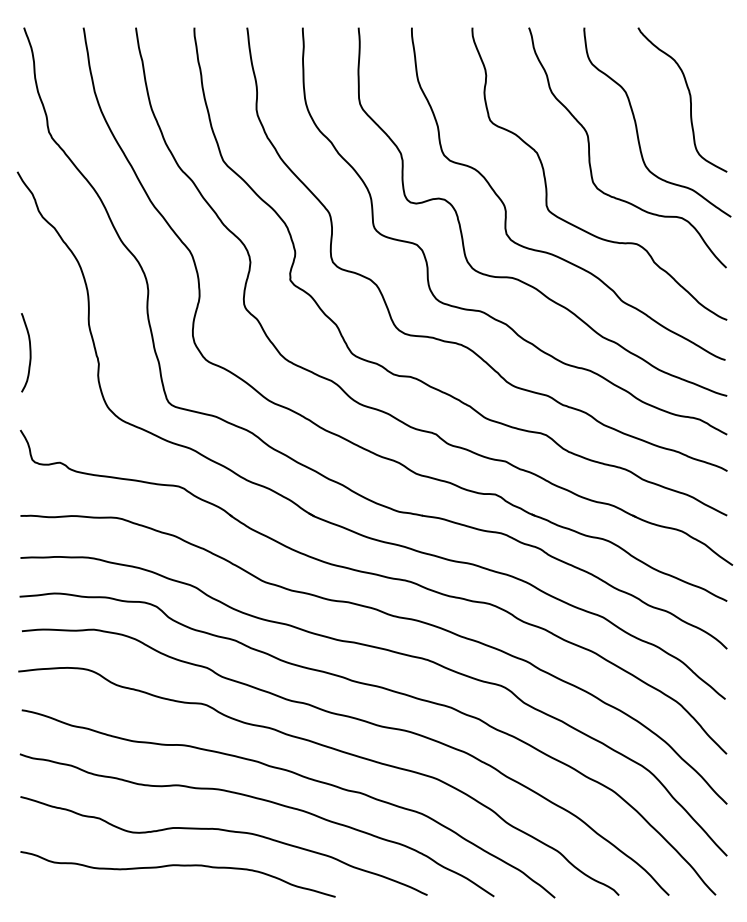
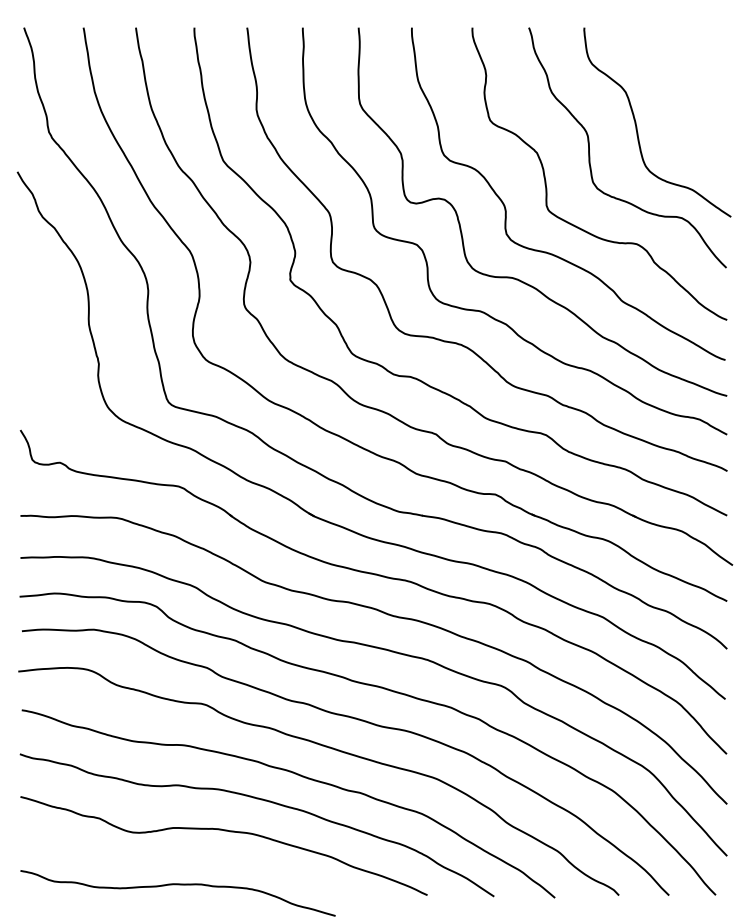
curve: present -> none (689, 99)
curve: present -> none (29, 352)
curve position: (177, 866) -> (177, 885) (177, 885)
